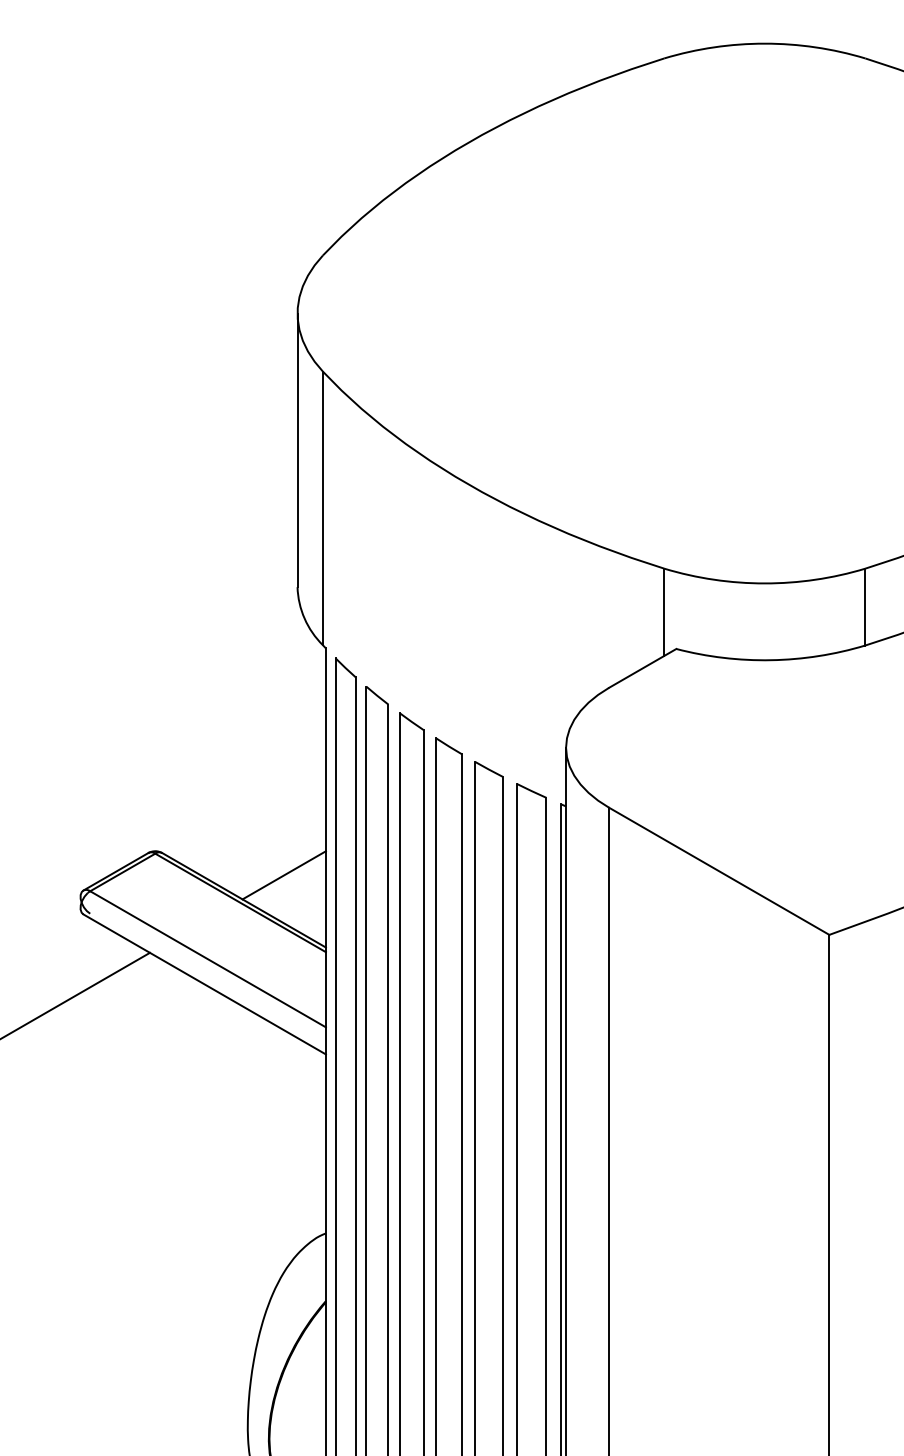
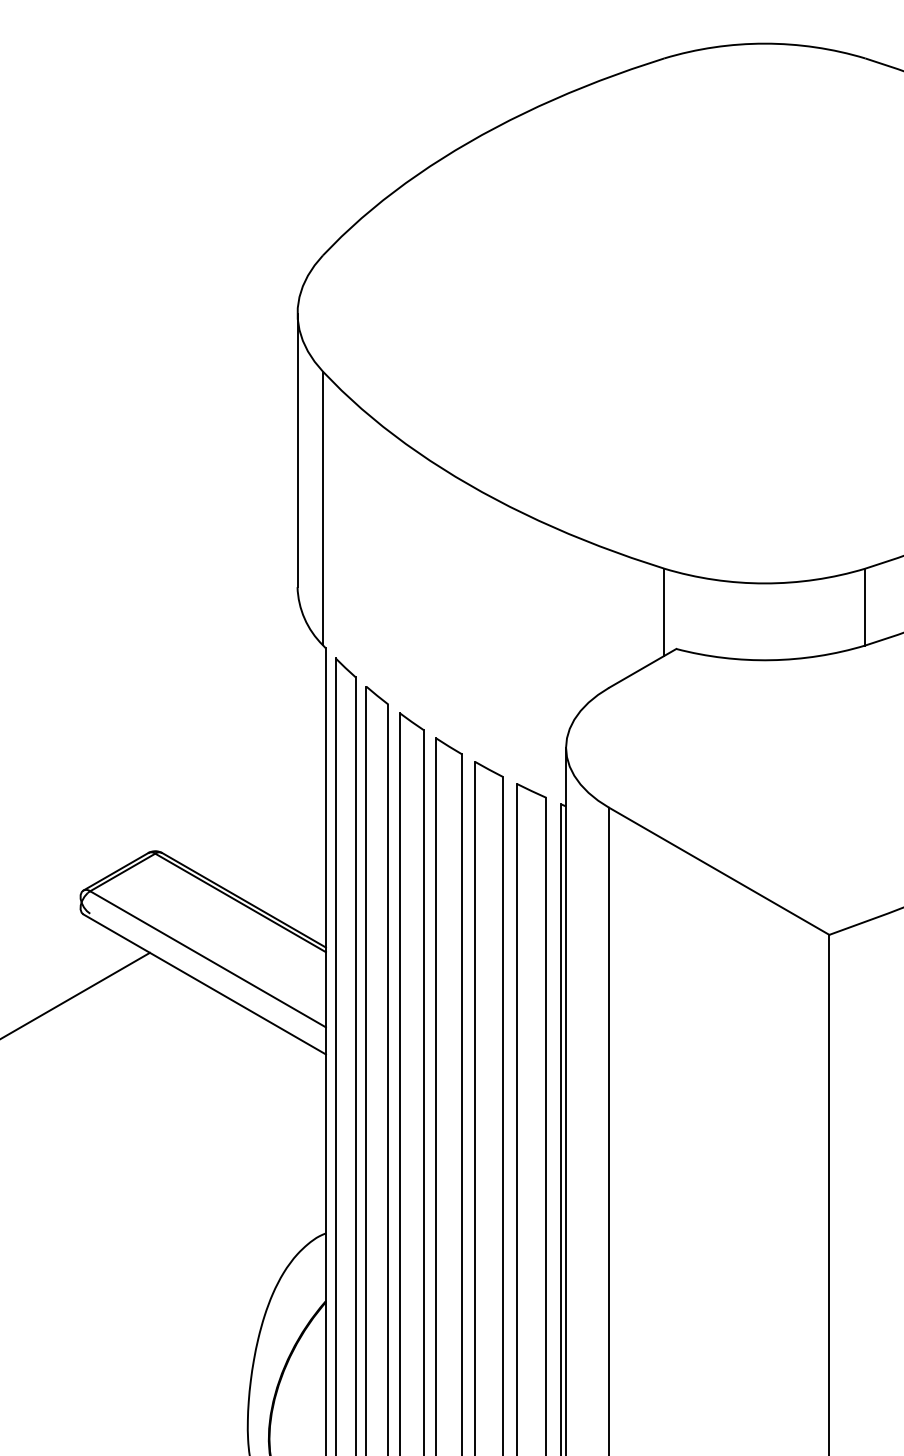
line: present -> none (283, 875)
